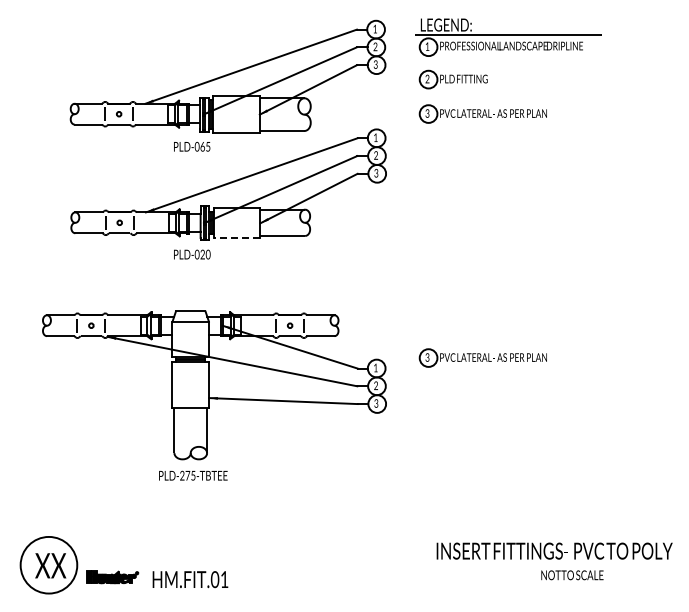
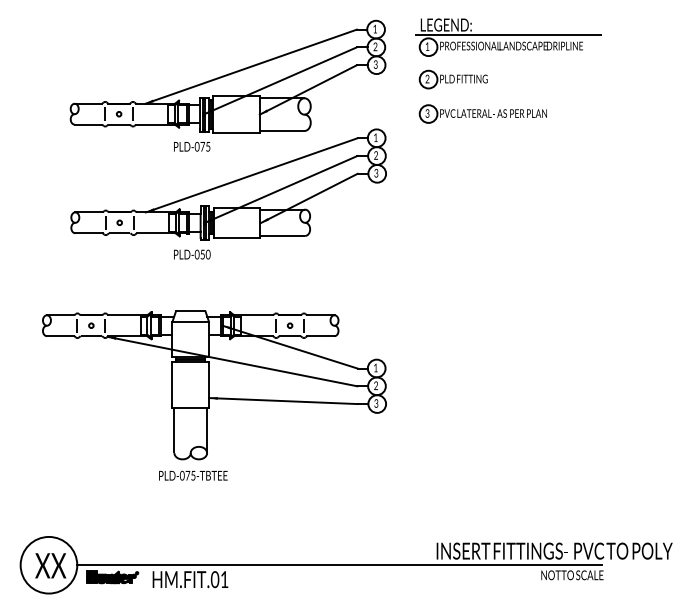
text: PLD-065 -> PLD-075 (202, 146)
line: dashed -> solid (236, 238)
text: PLD-020 -> PLD-050 (202, 254)
part: present -> none (482, 357)
text: PLD-275-TBTEE -> PLD-075-TBTEE (181, 476)
line: none -> present (339, 565)
